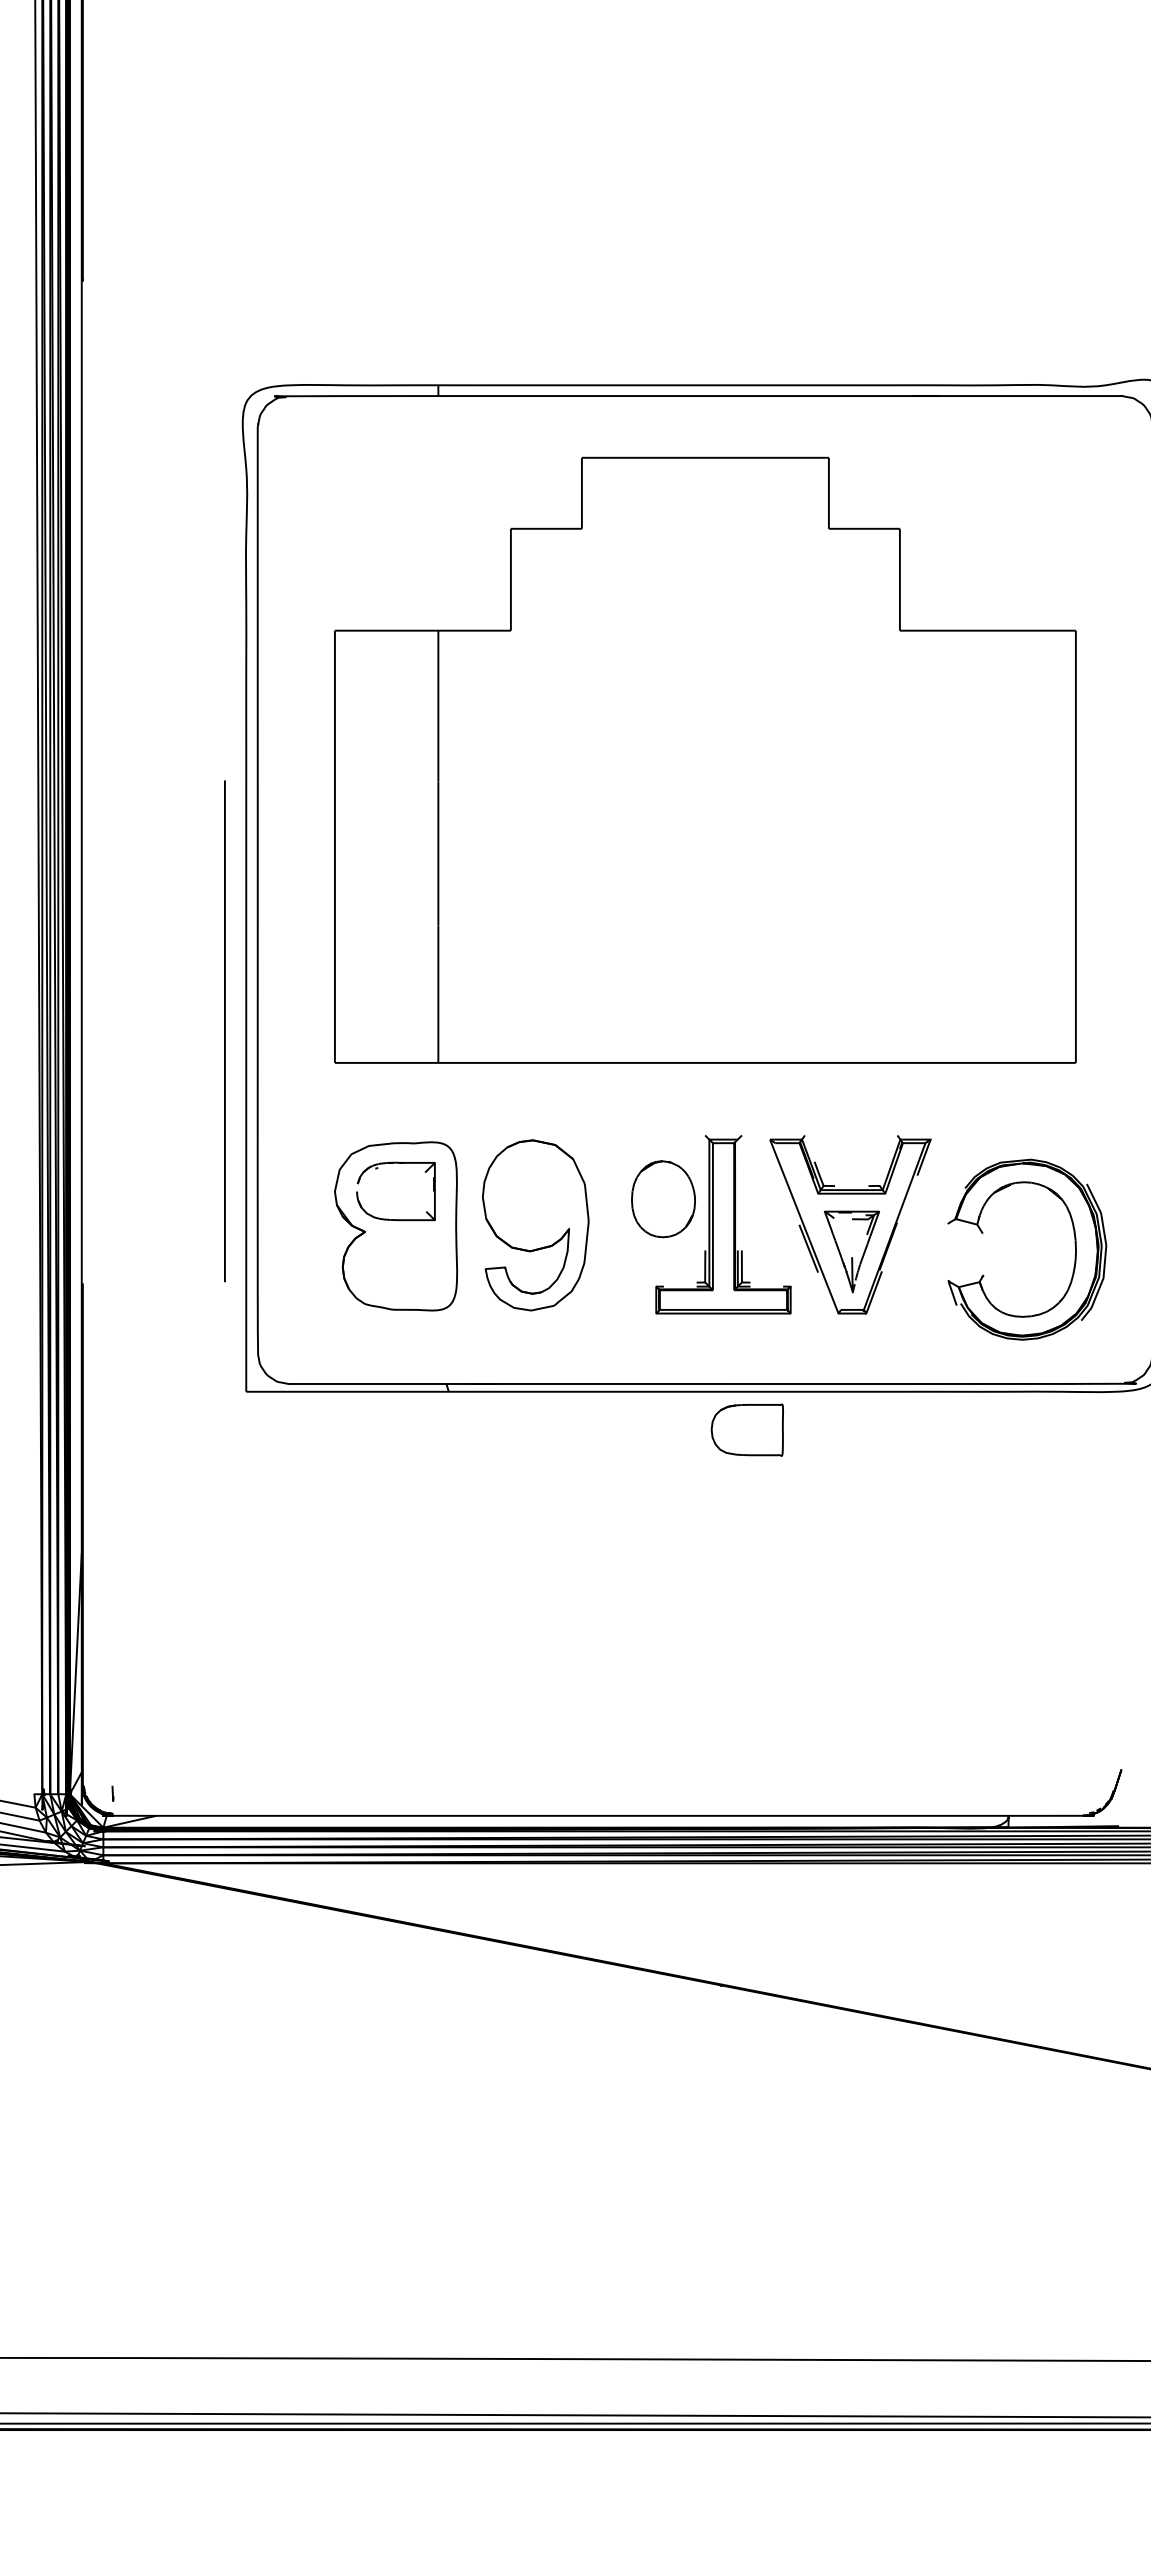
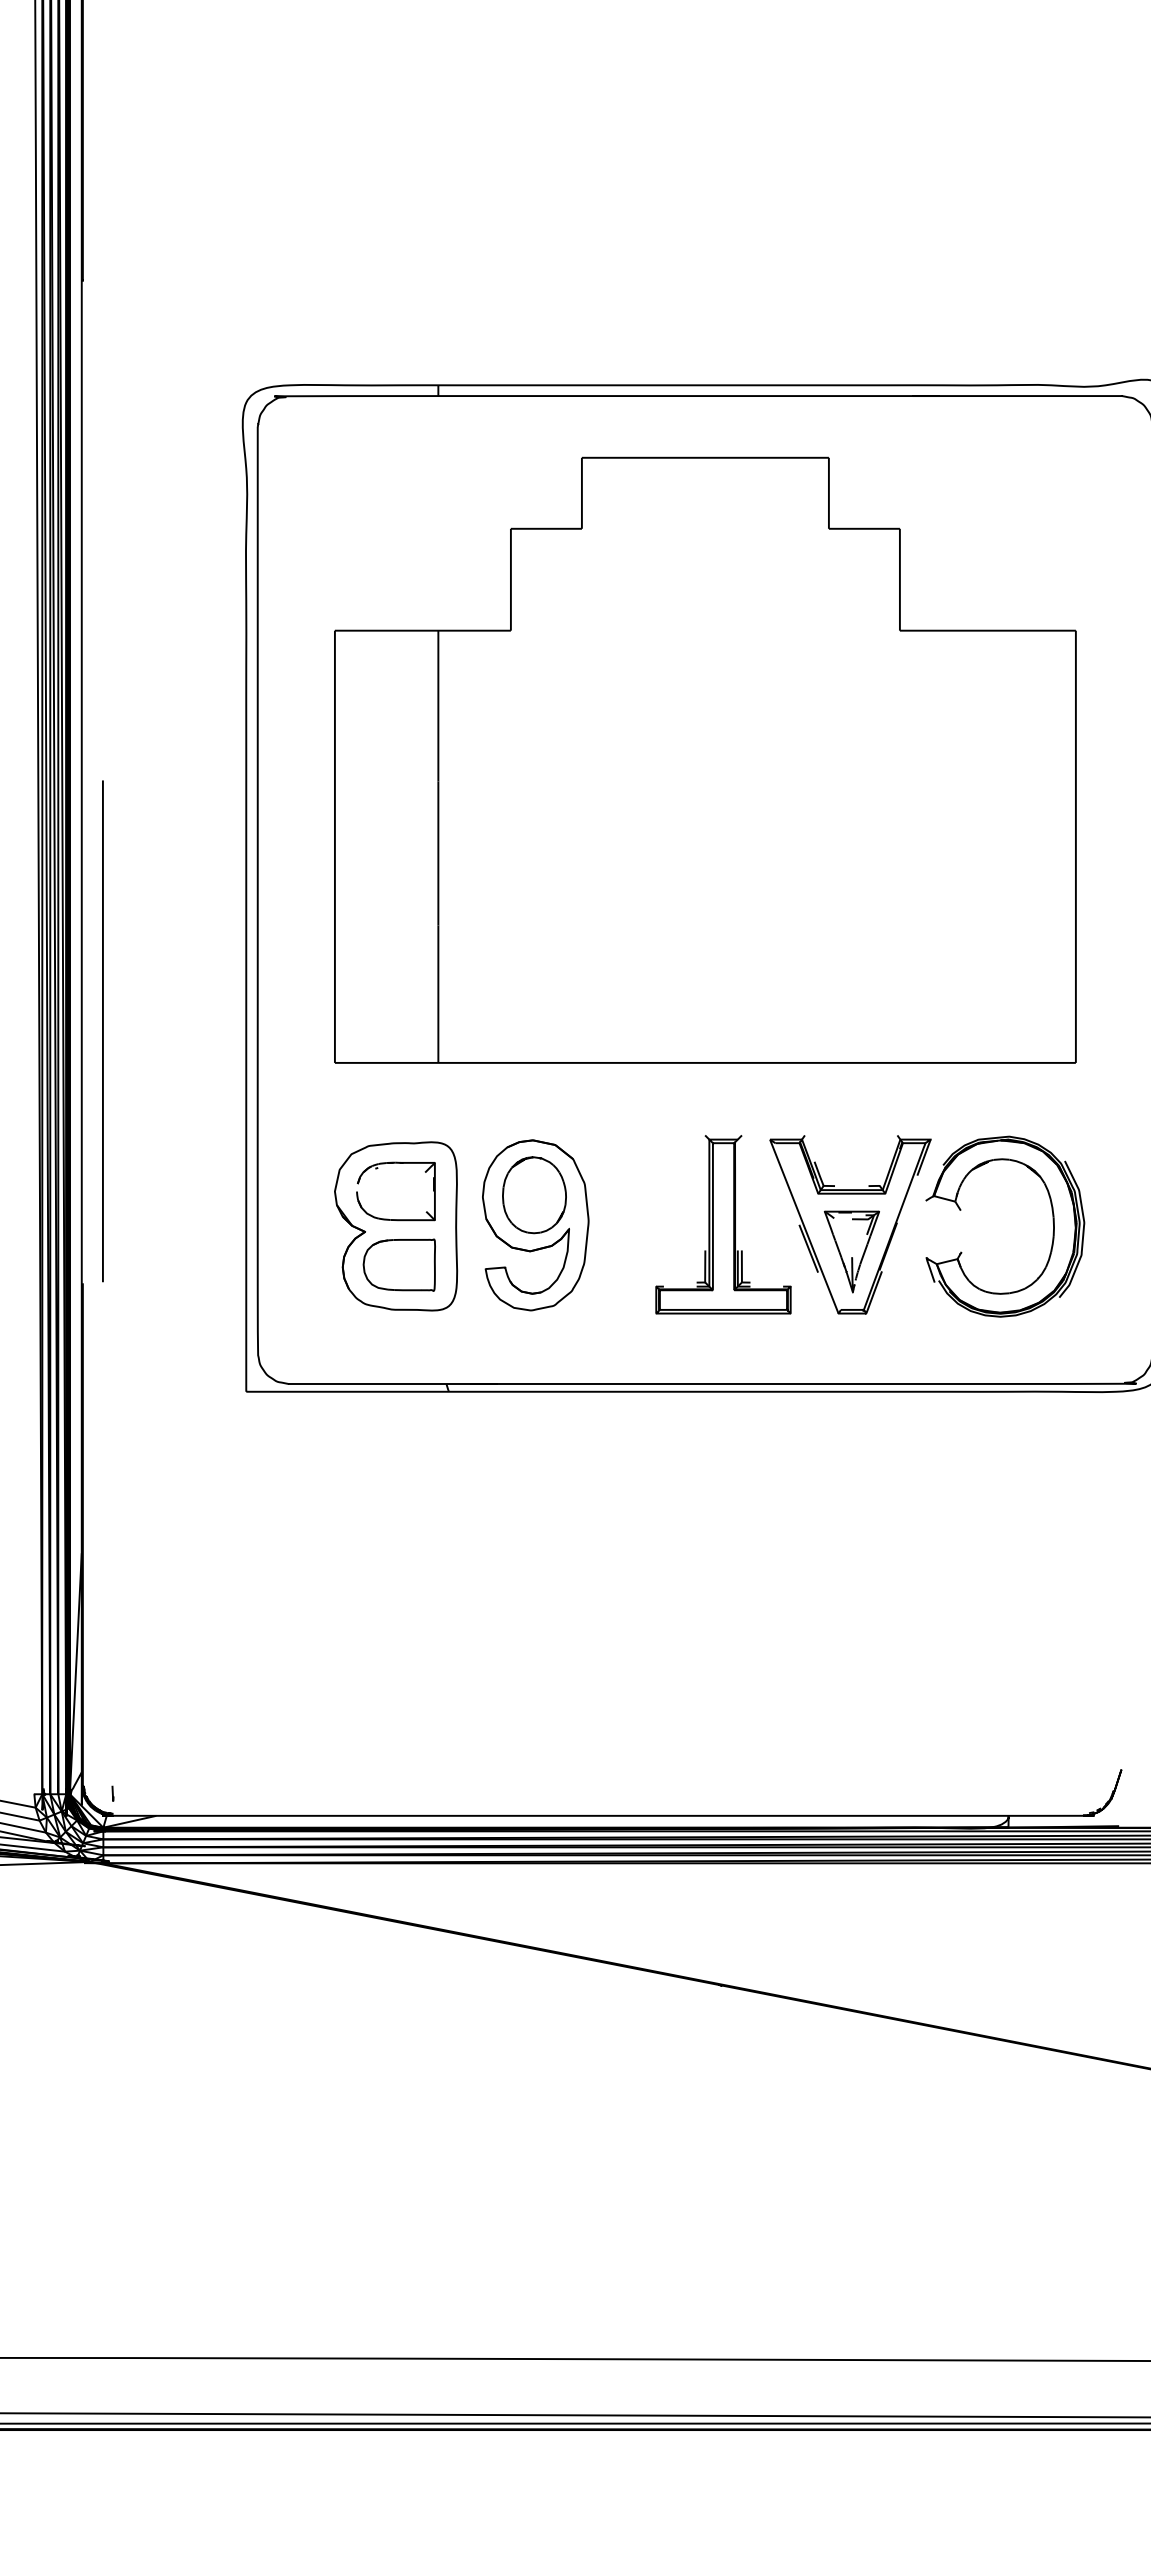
line position: (224, 1031) -> (102, 1031) (102, 1031)
part position: (663, 1199) -> (534, 1195) (534, 1195)
part position: (983, 1233) -> (961, 1210) (961, 1210)
part position: (746, 1429) -> (398, 1264) (398, 1264)
